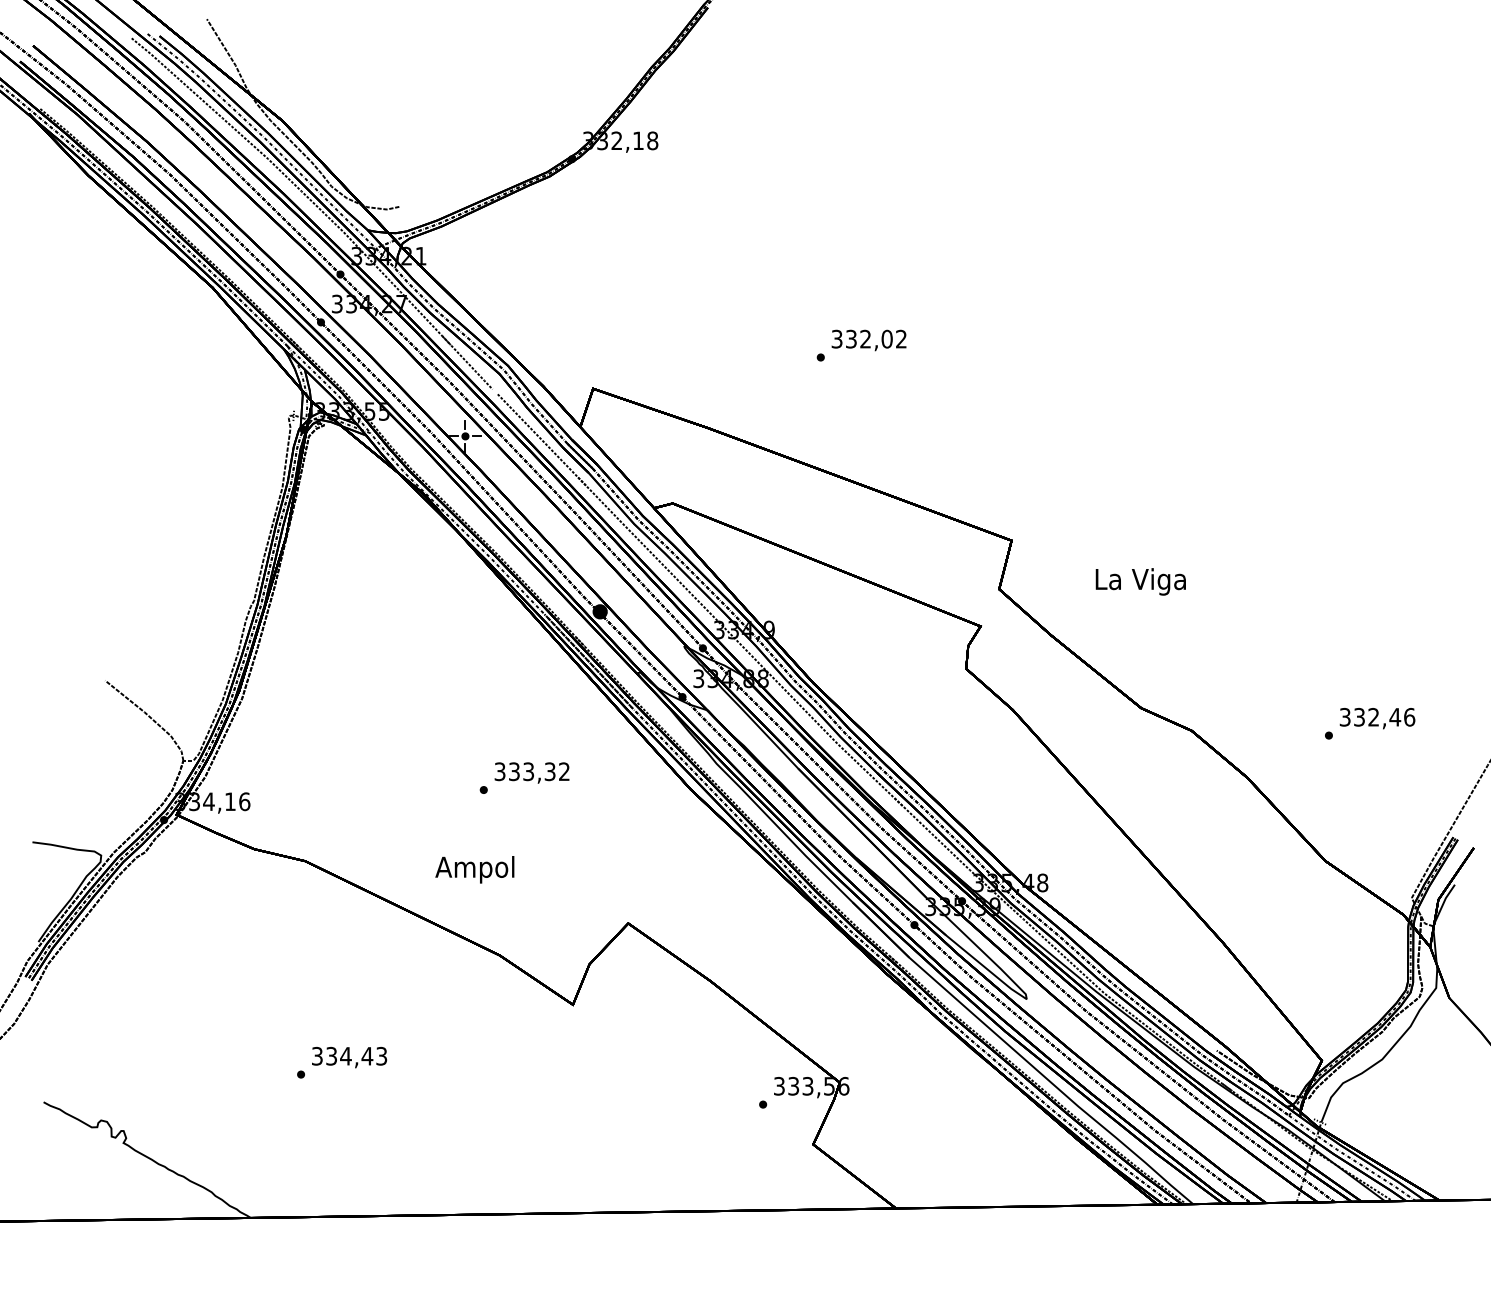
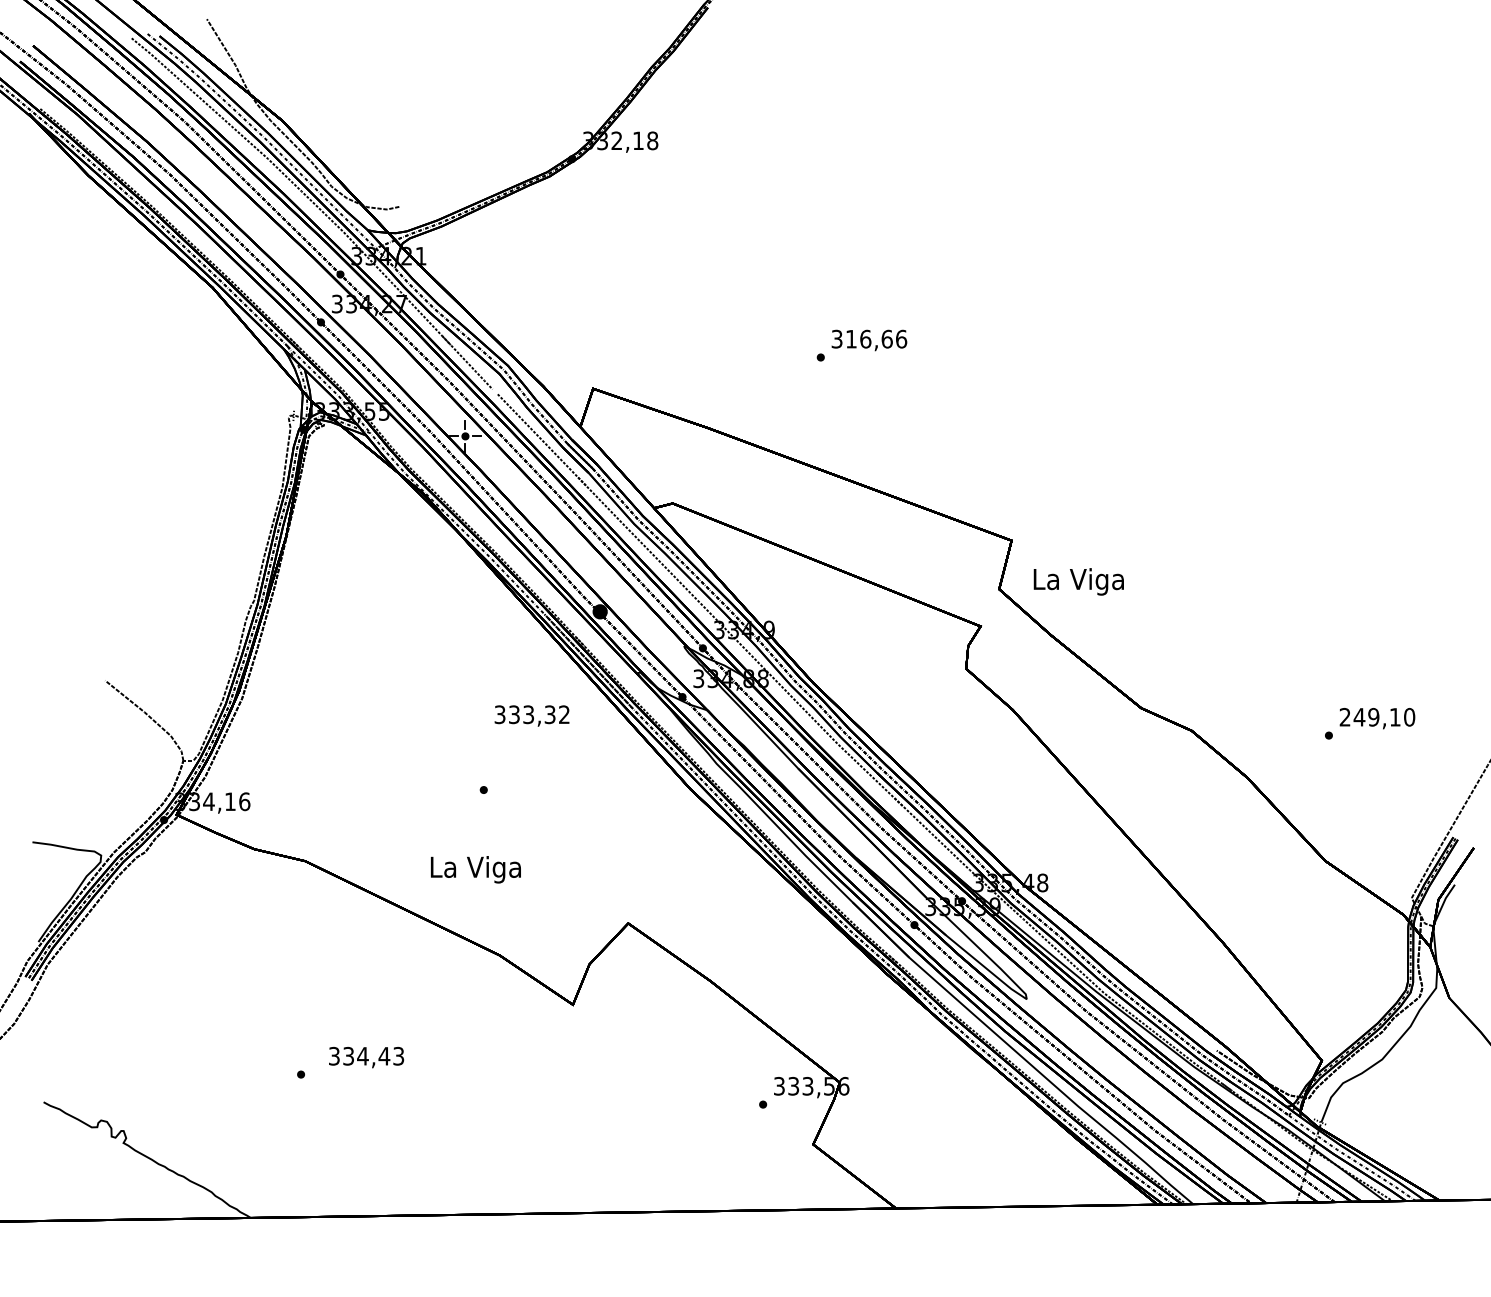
text: 332,02 -> 316,66 (876, 338)
text position: (1140, 581) -> (1078, 581) (1078, 581)
text: 332,46 -> 249,10 (1377, 716)
text position: (531, 772) -> (531, 715) (531, 715)
text: Ampol -> La Viga (475, 869)
text position: (349, 1057) -> (366, 1057) (366, 1057)
